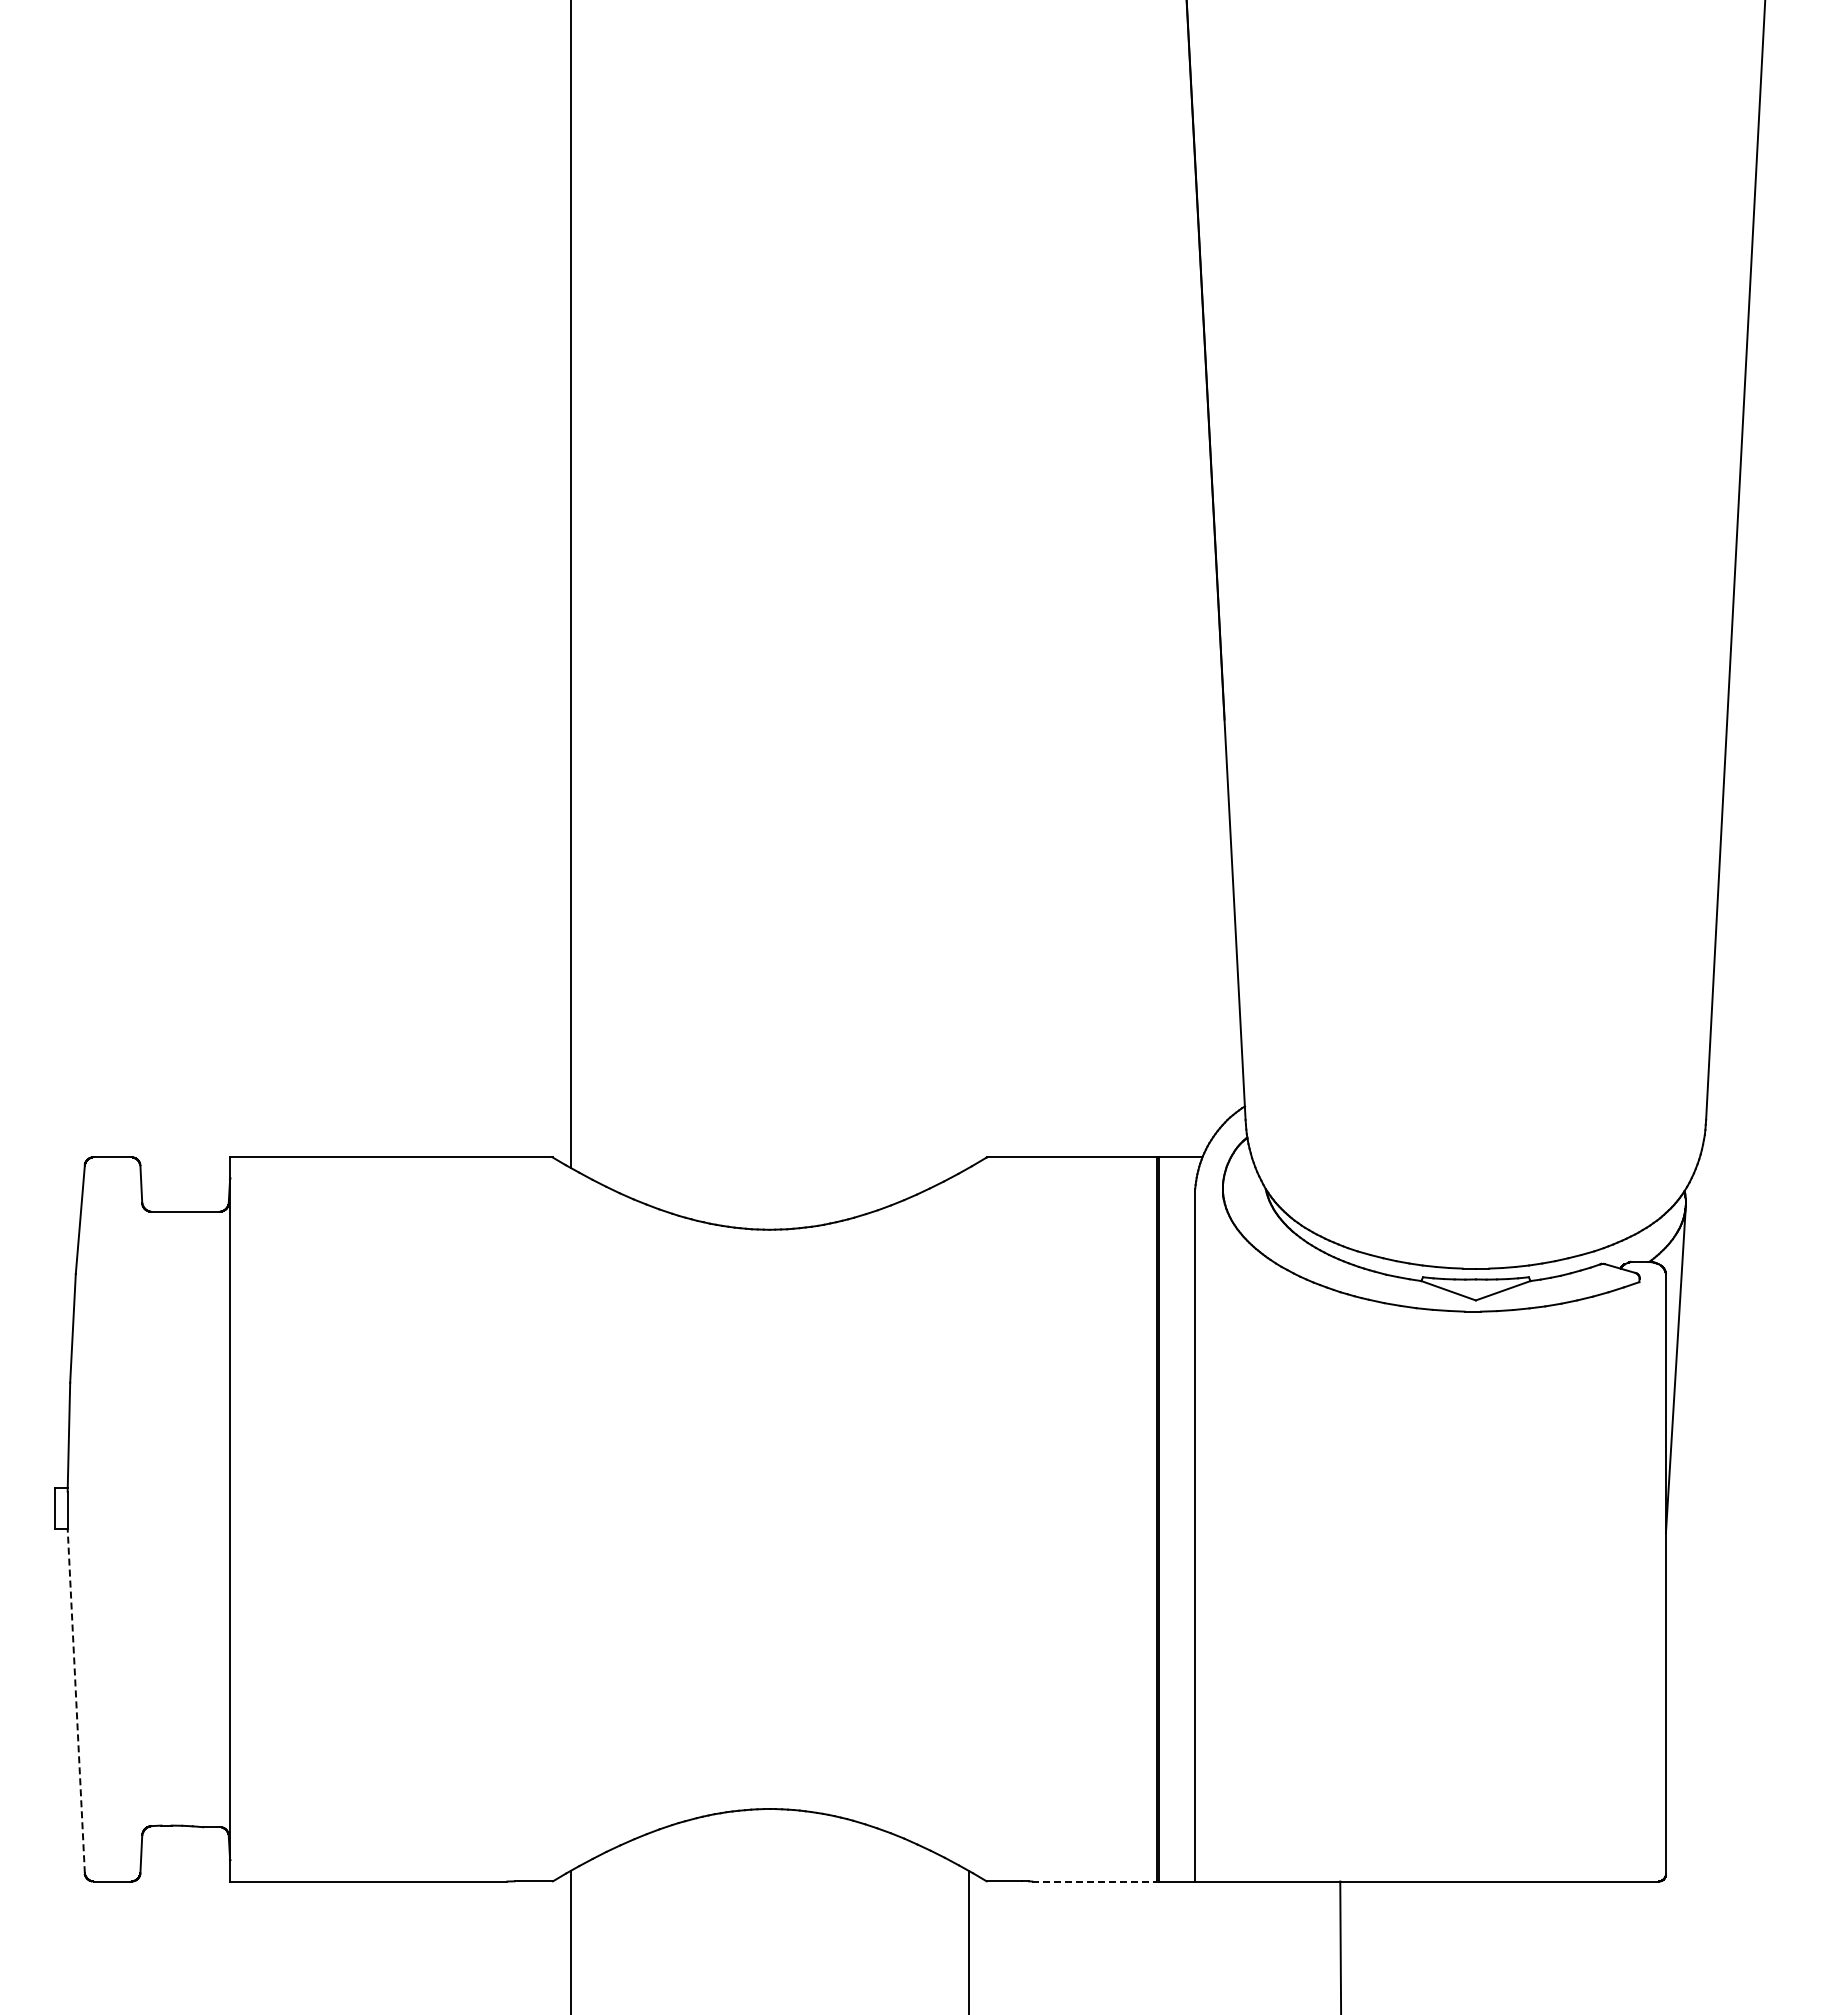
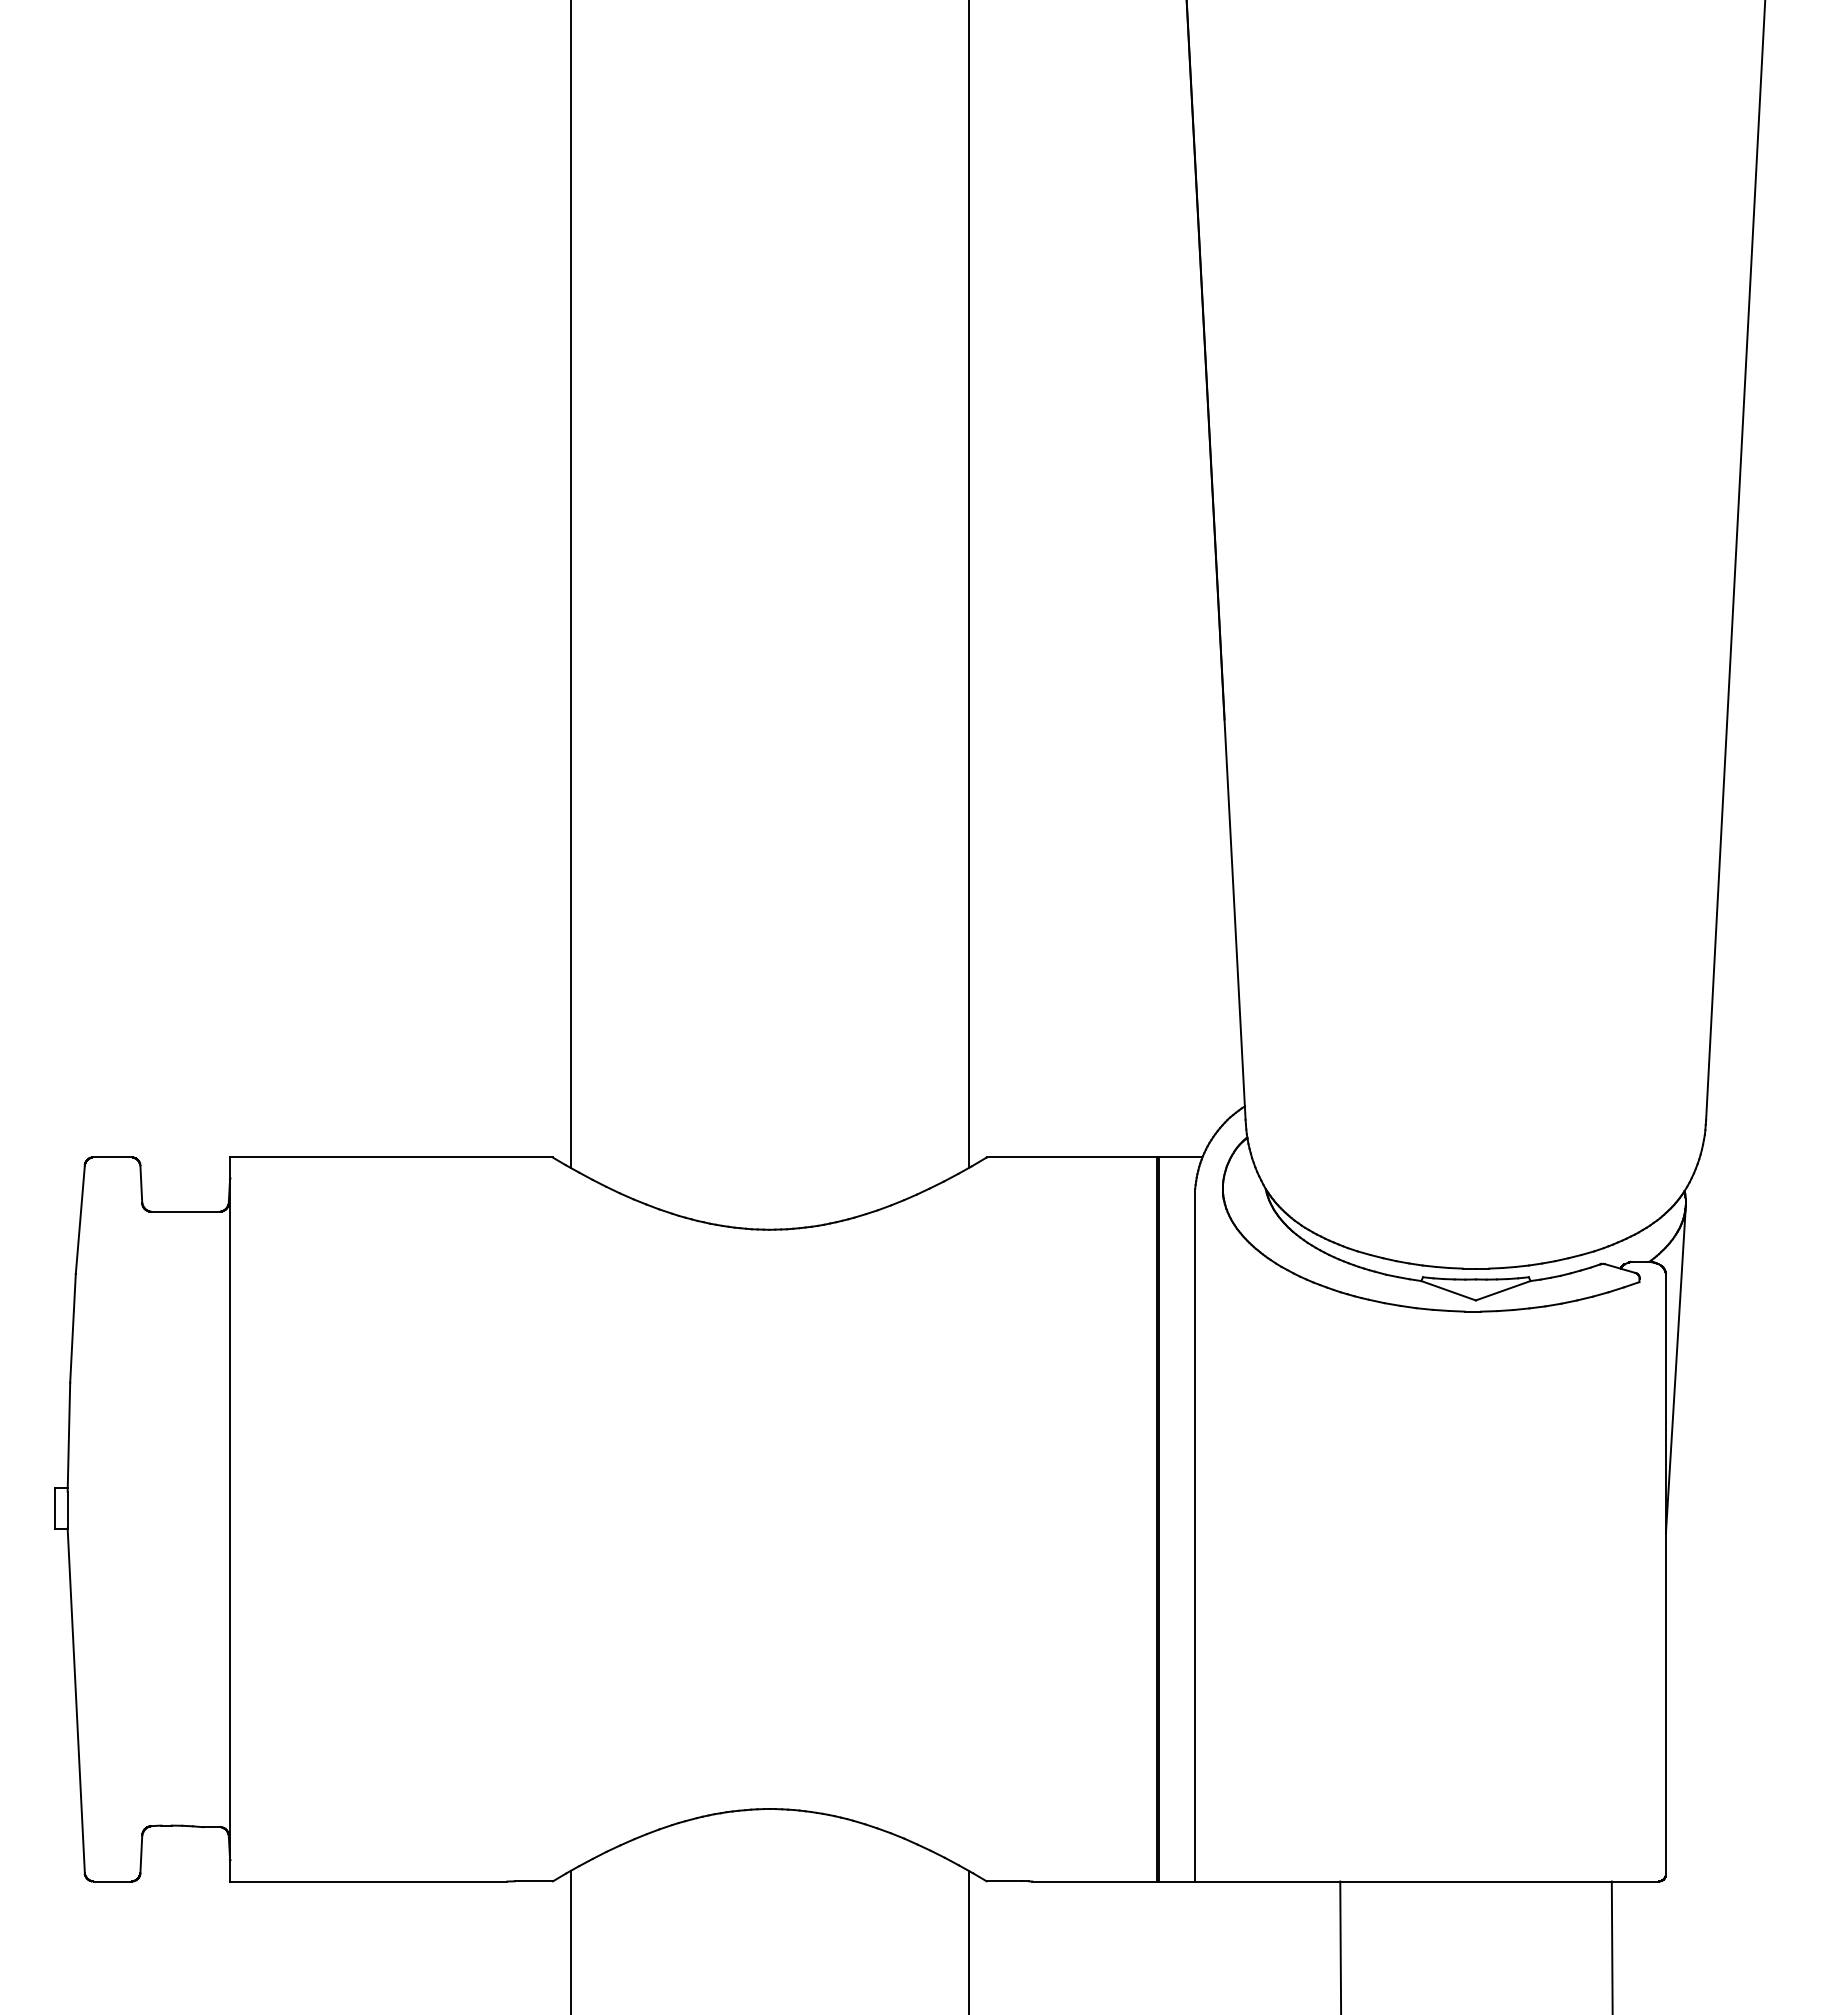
line: none -> present (968, 584)
line: dashed -> solid (76, 1700)
line: dashed -> solid (1095, 1881)
line: none -> present (1611, 1946)
